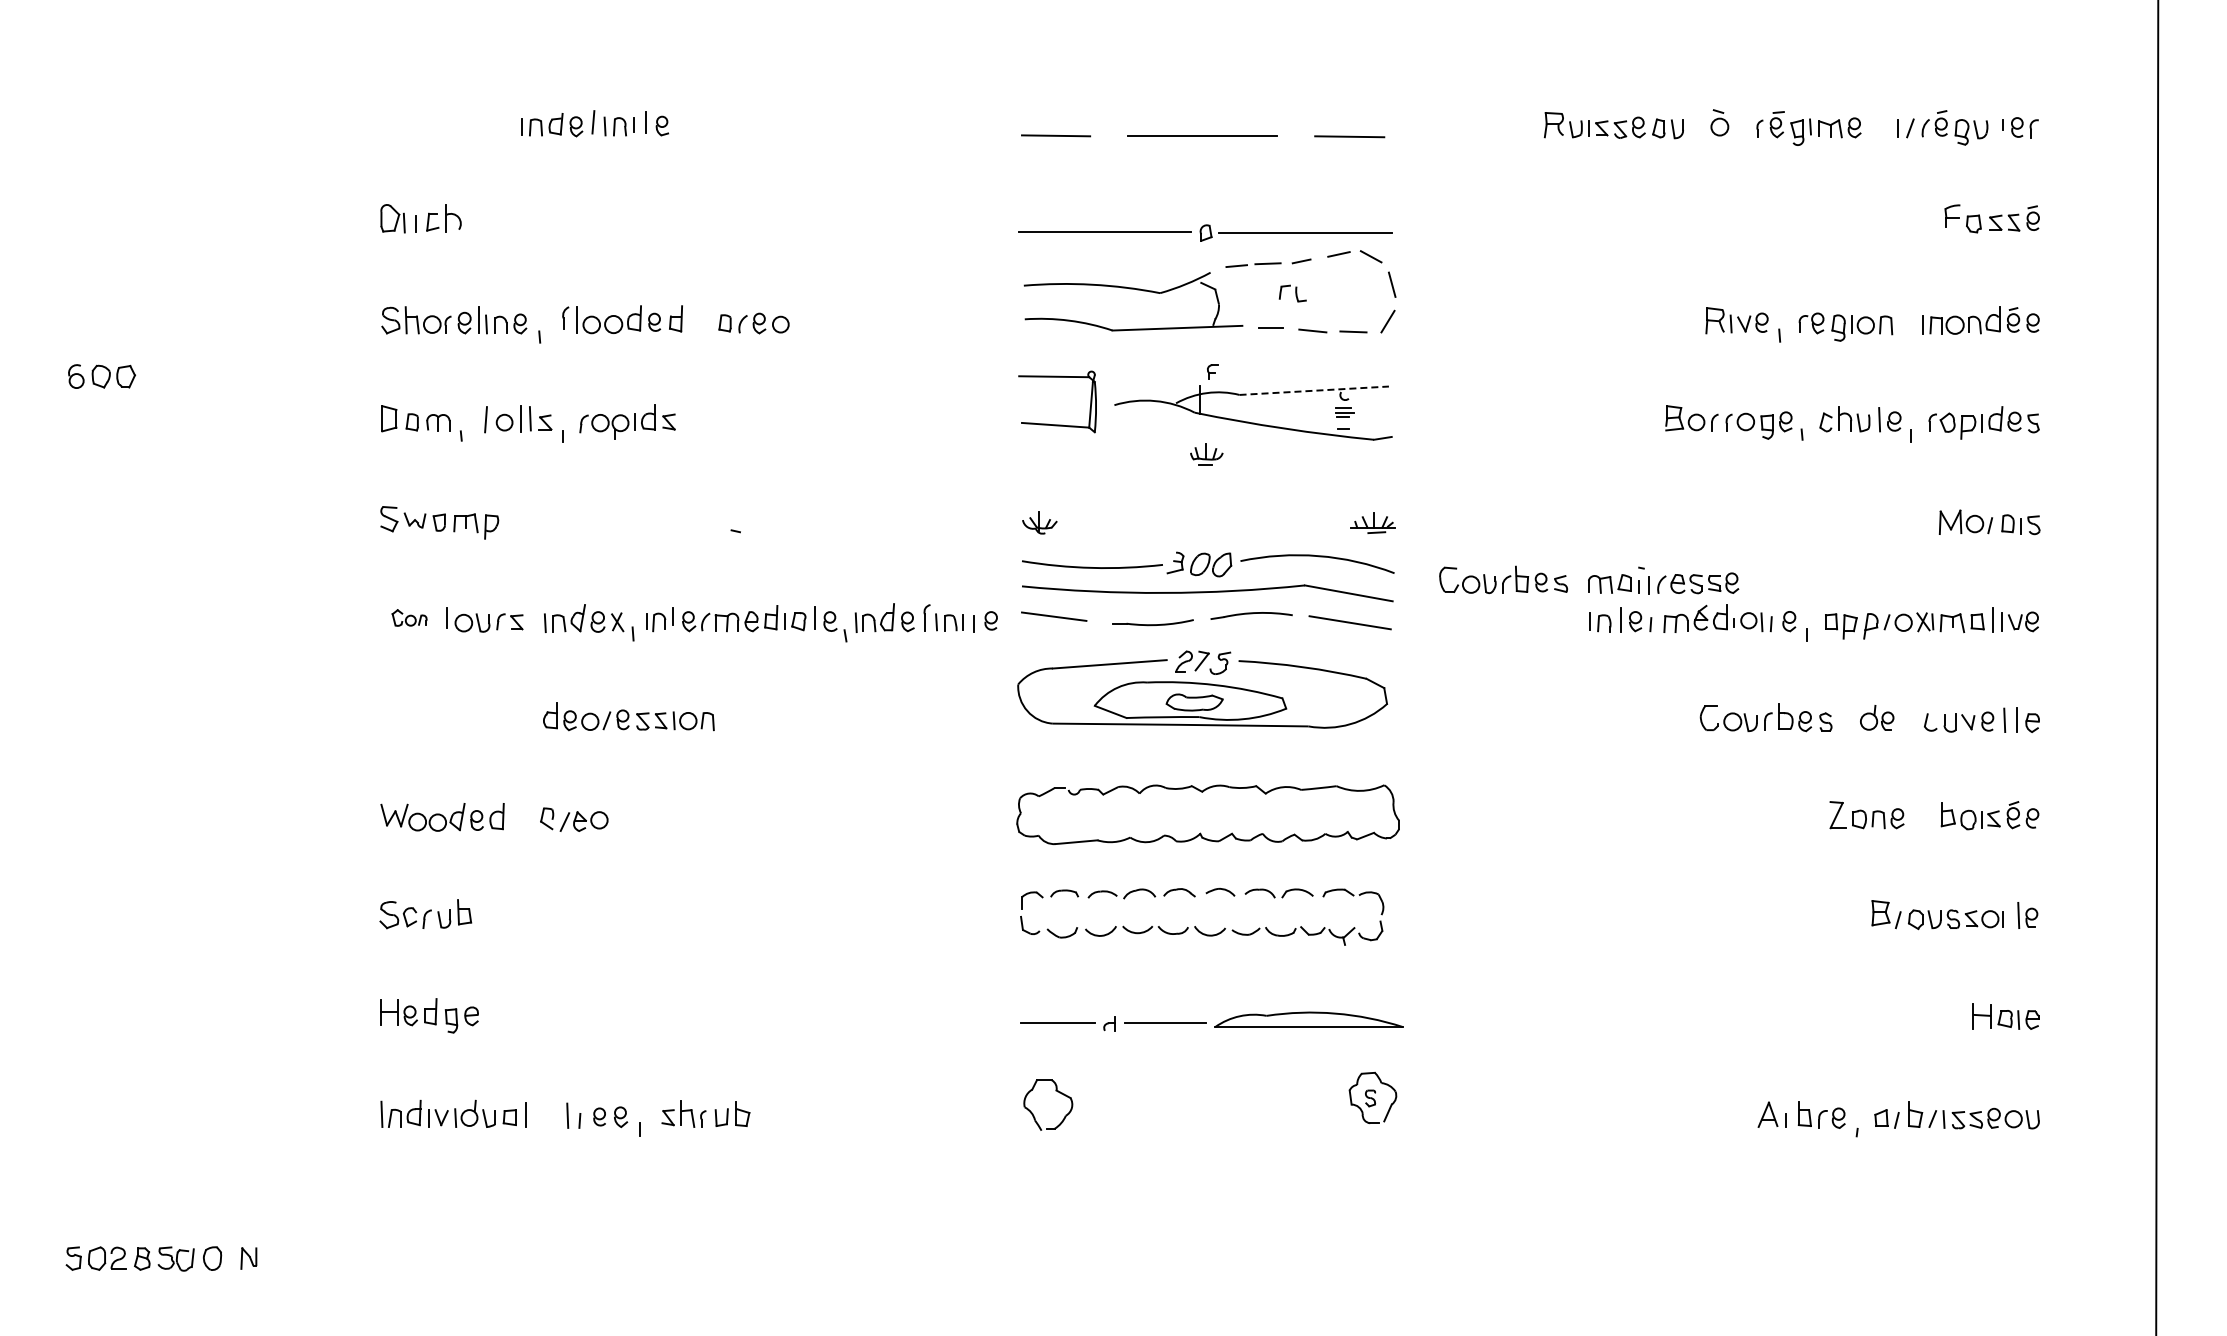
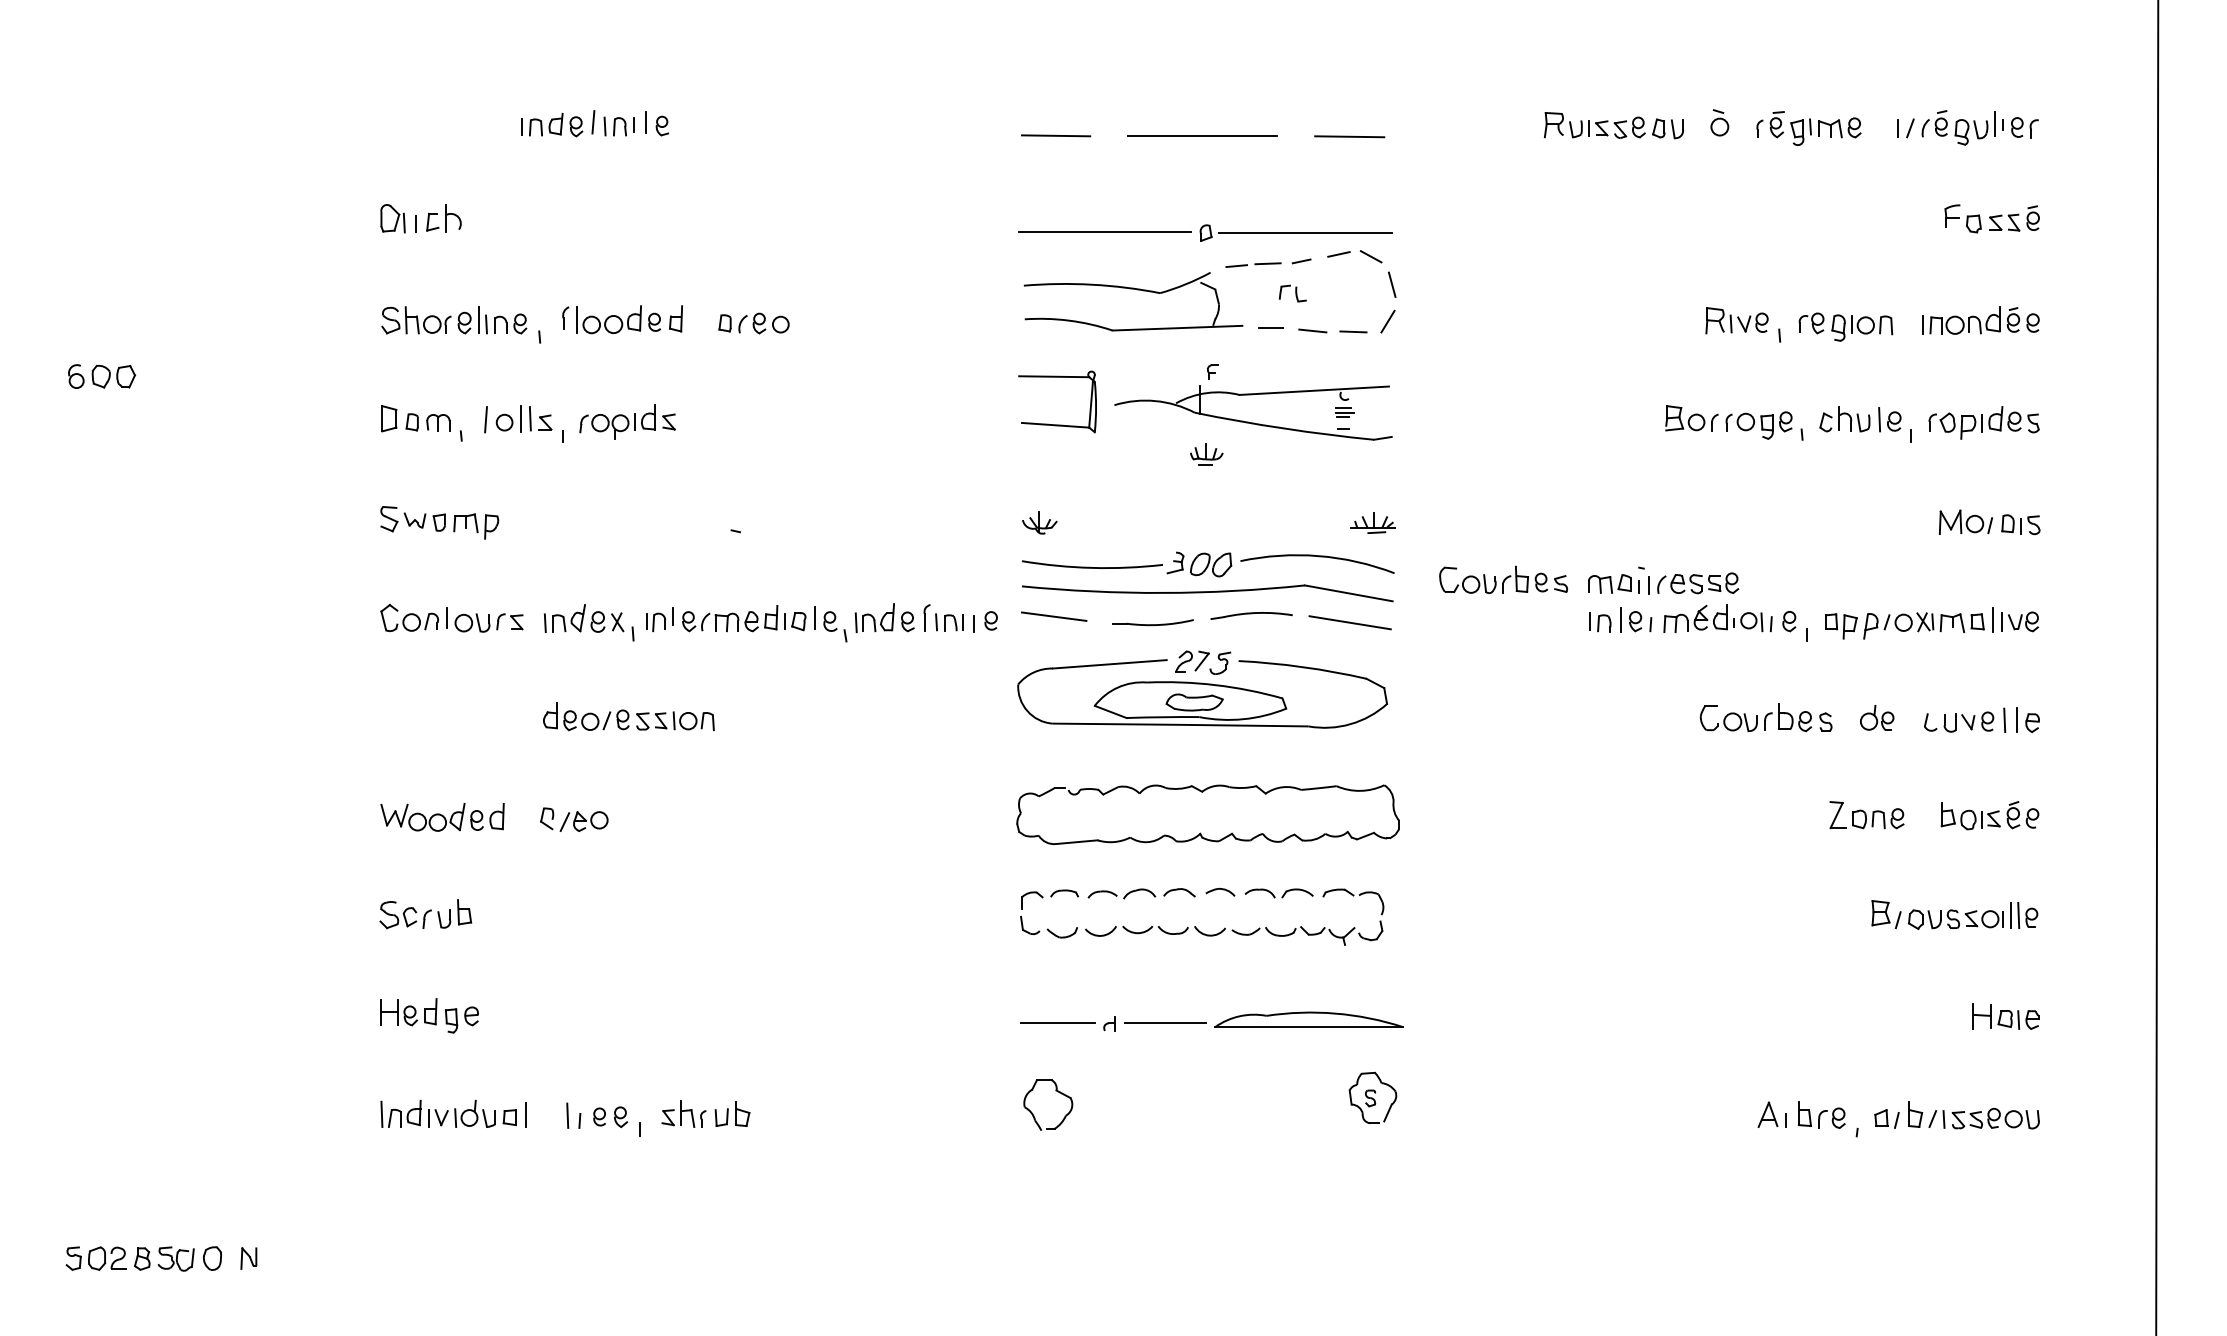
line: none -> present (1994, 124)
line: dashed -> solid (1314, 390)
part size: 37x18 px -> 59x30 px (409, 617)
line: none -> present (2010, 915)
